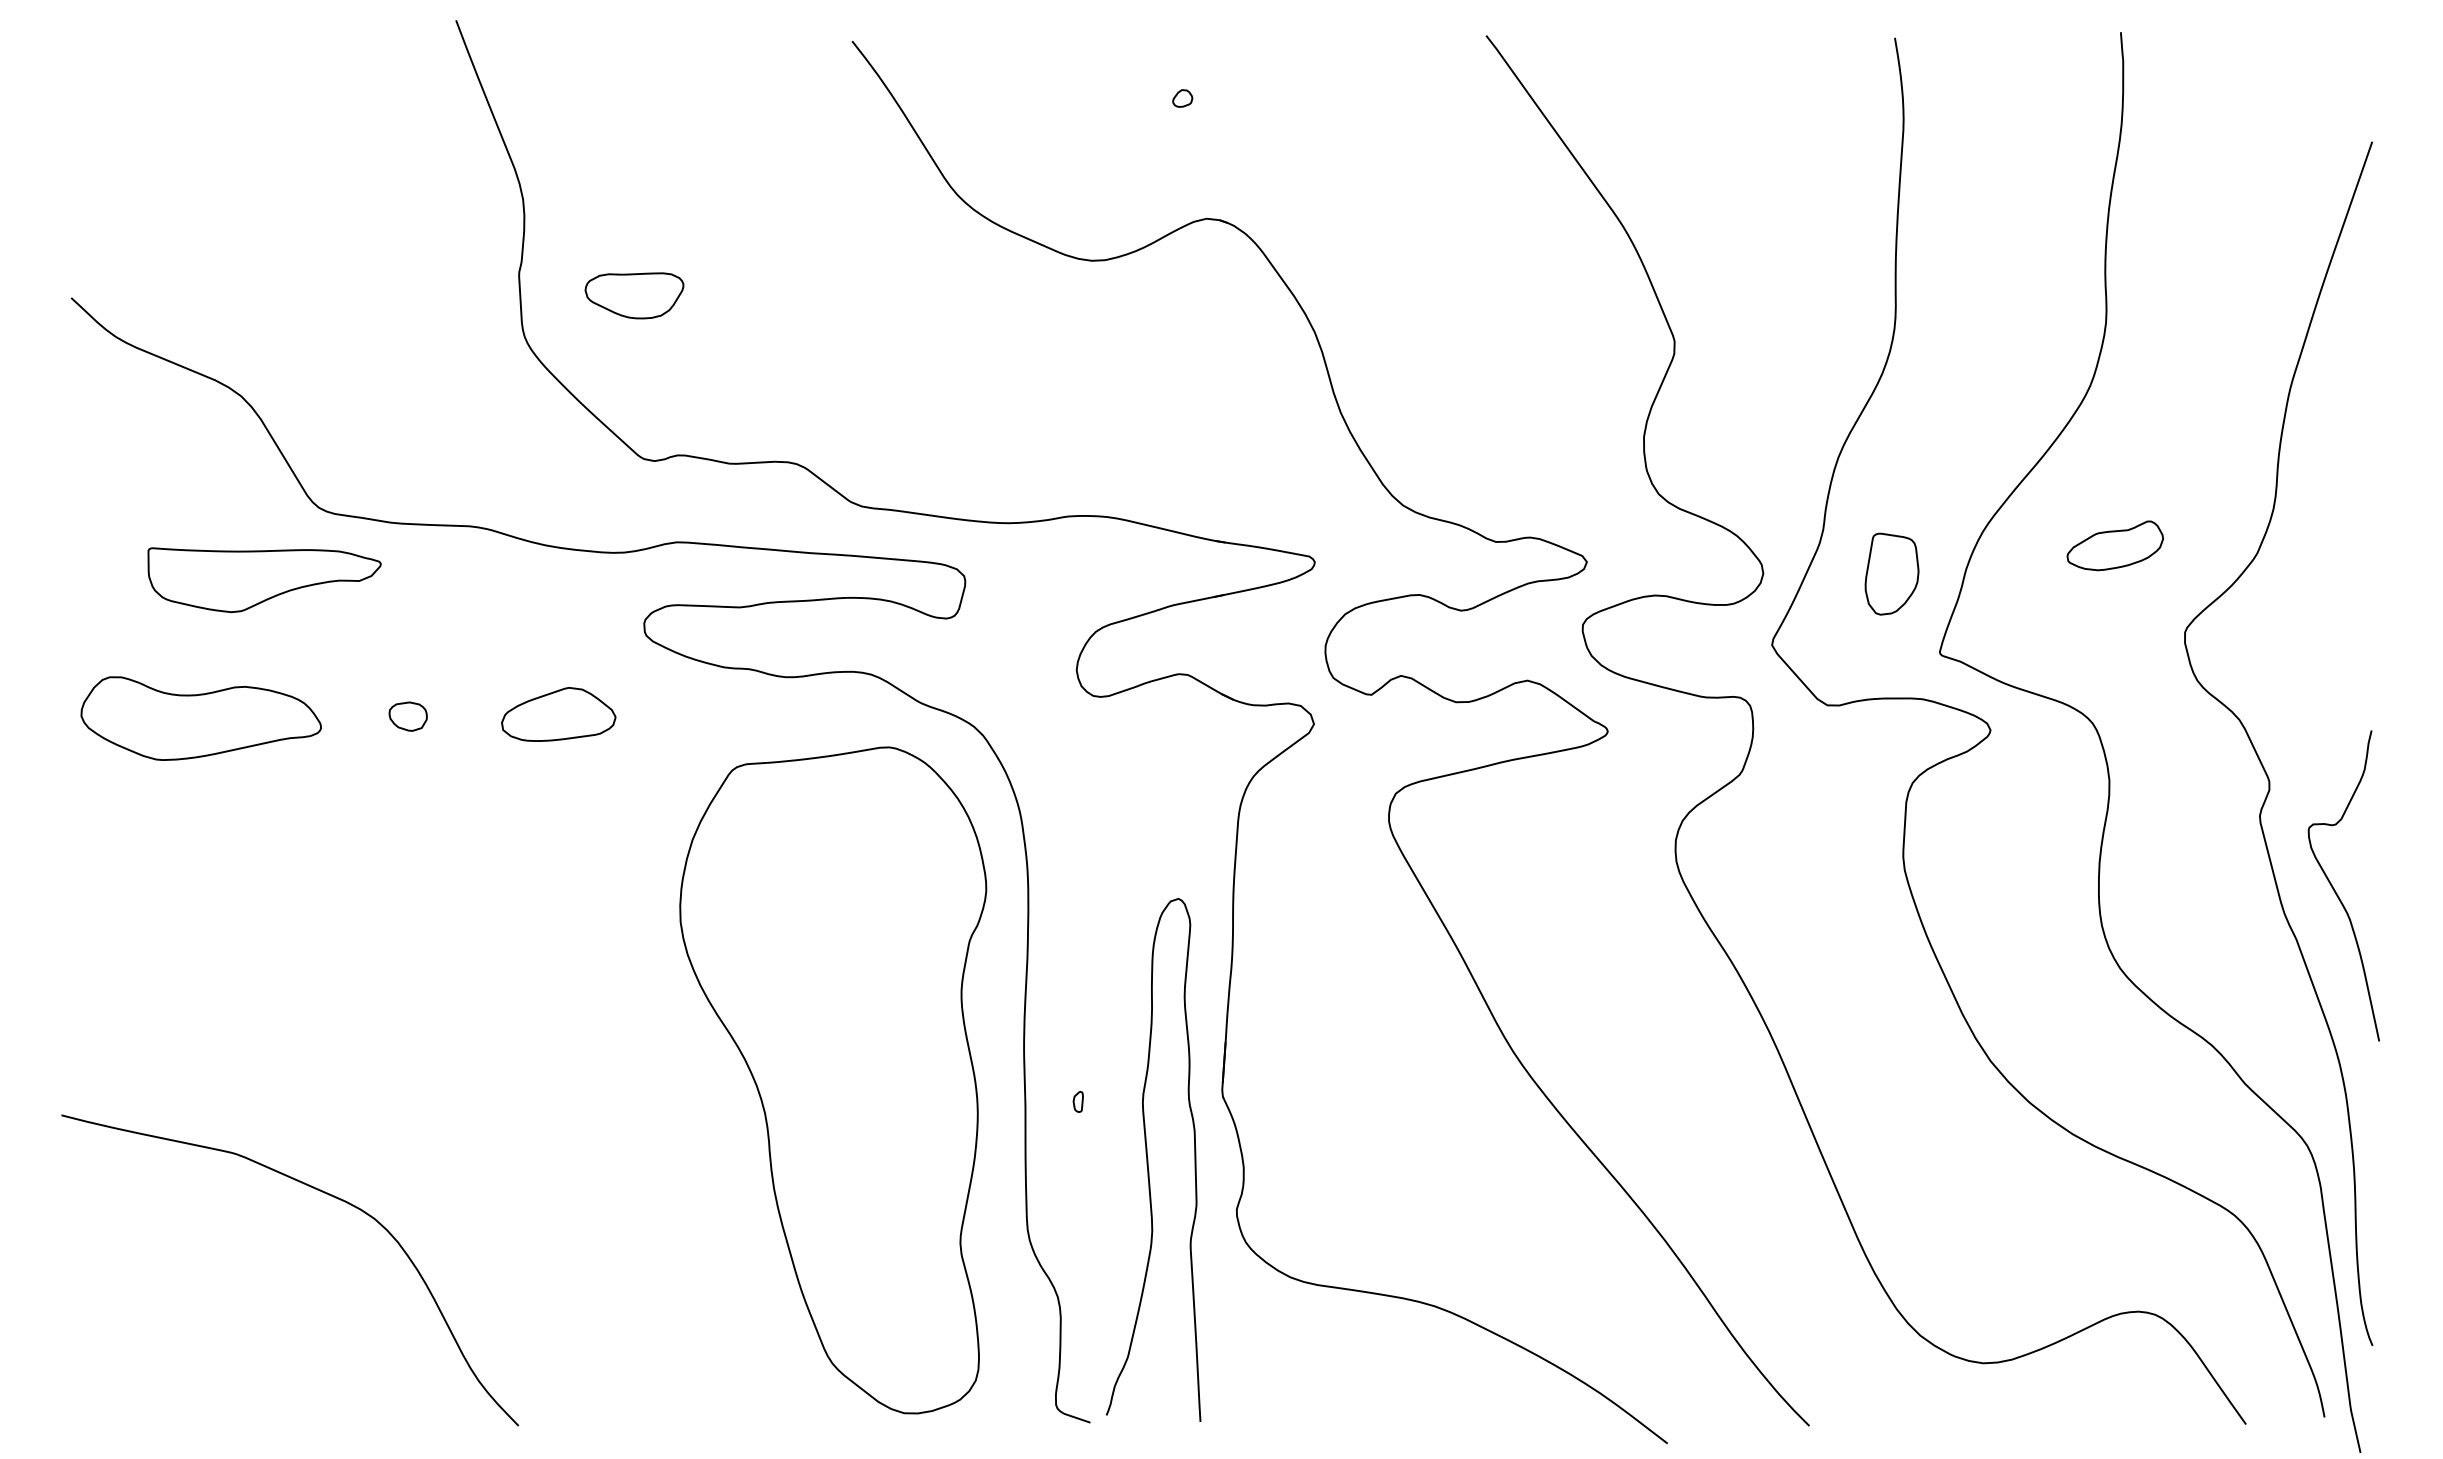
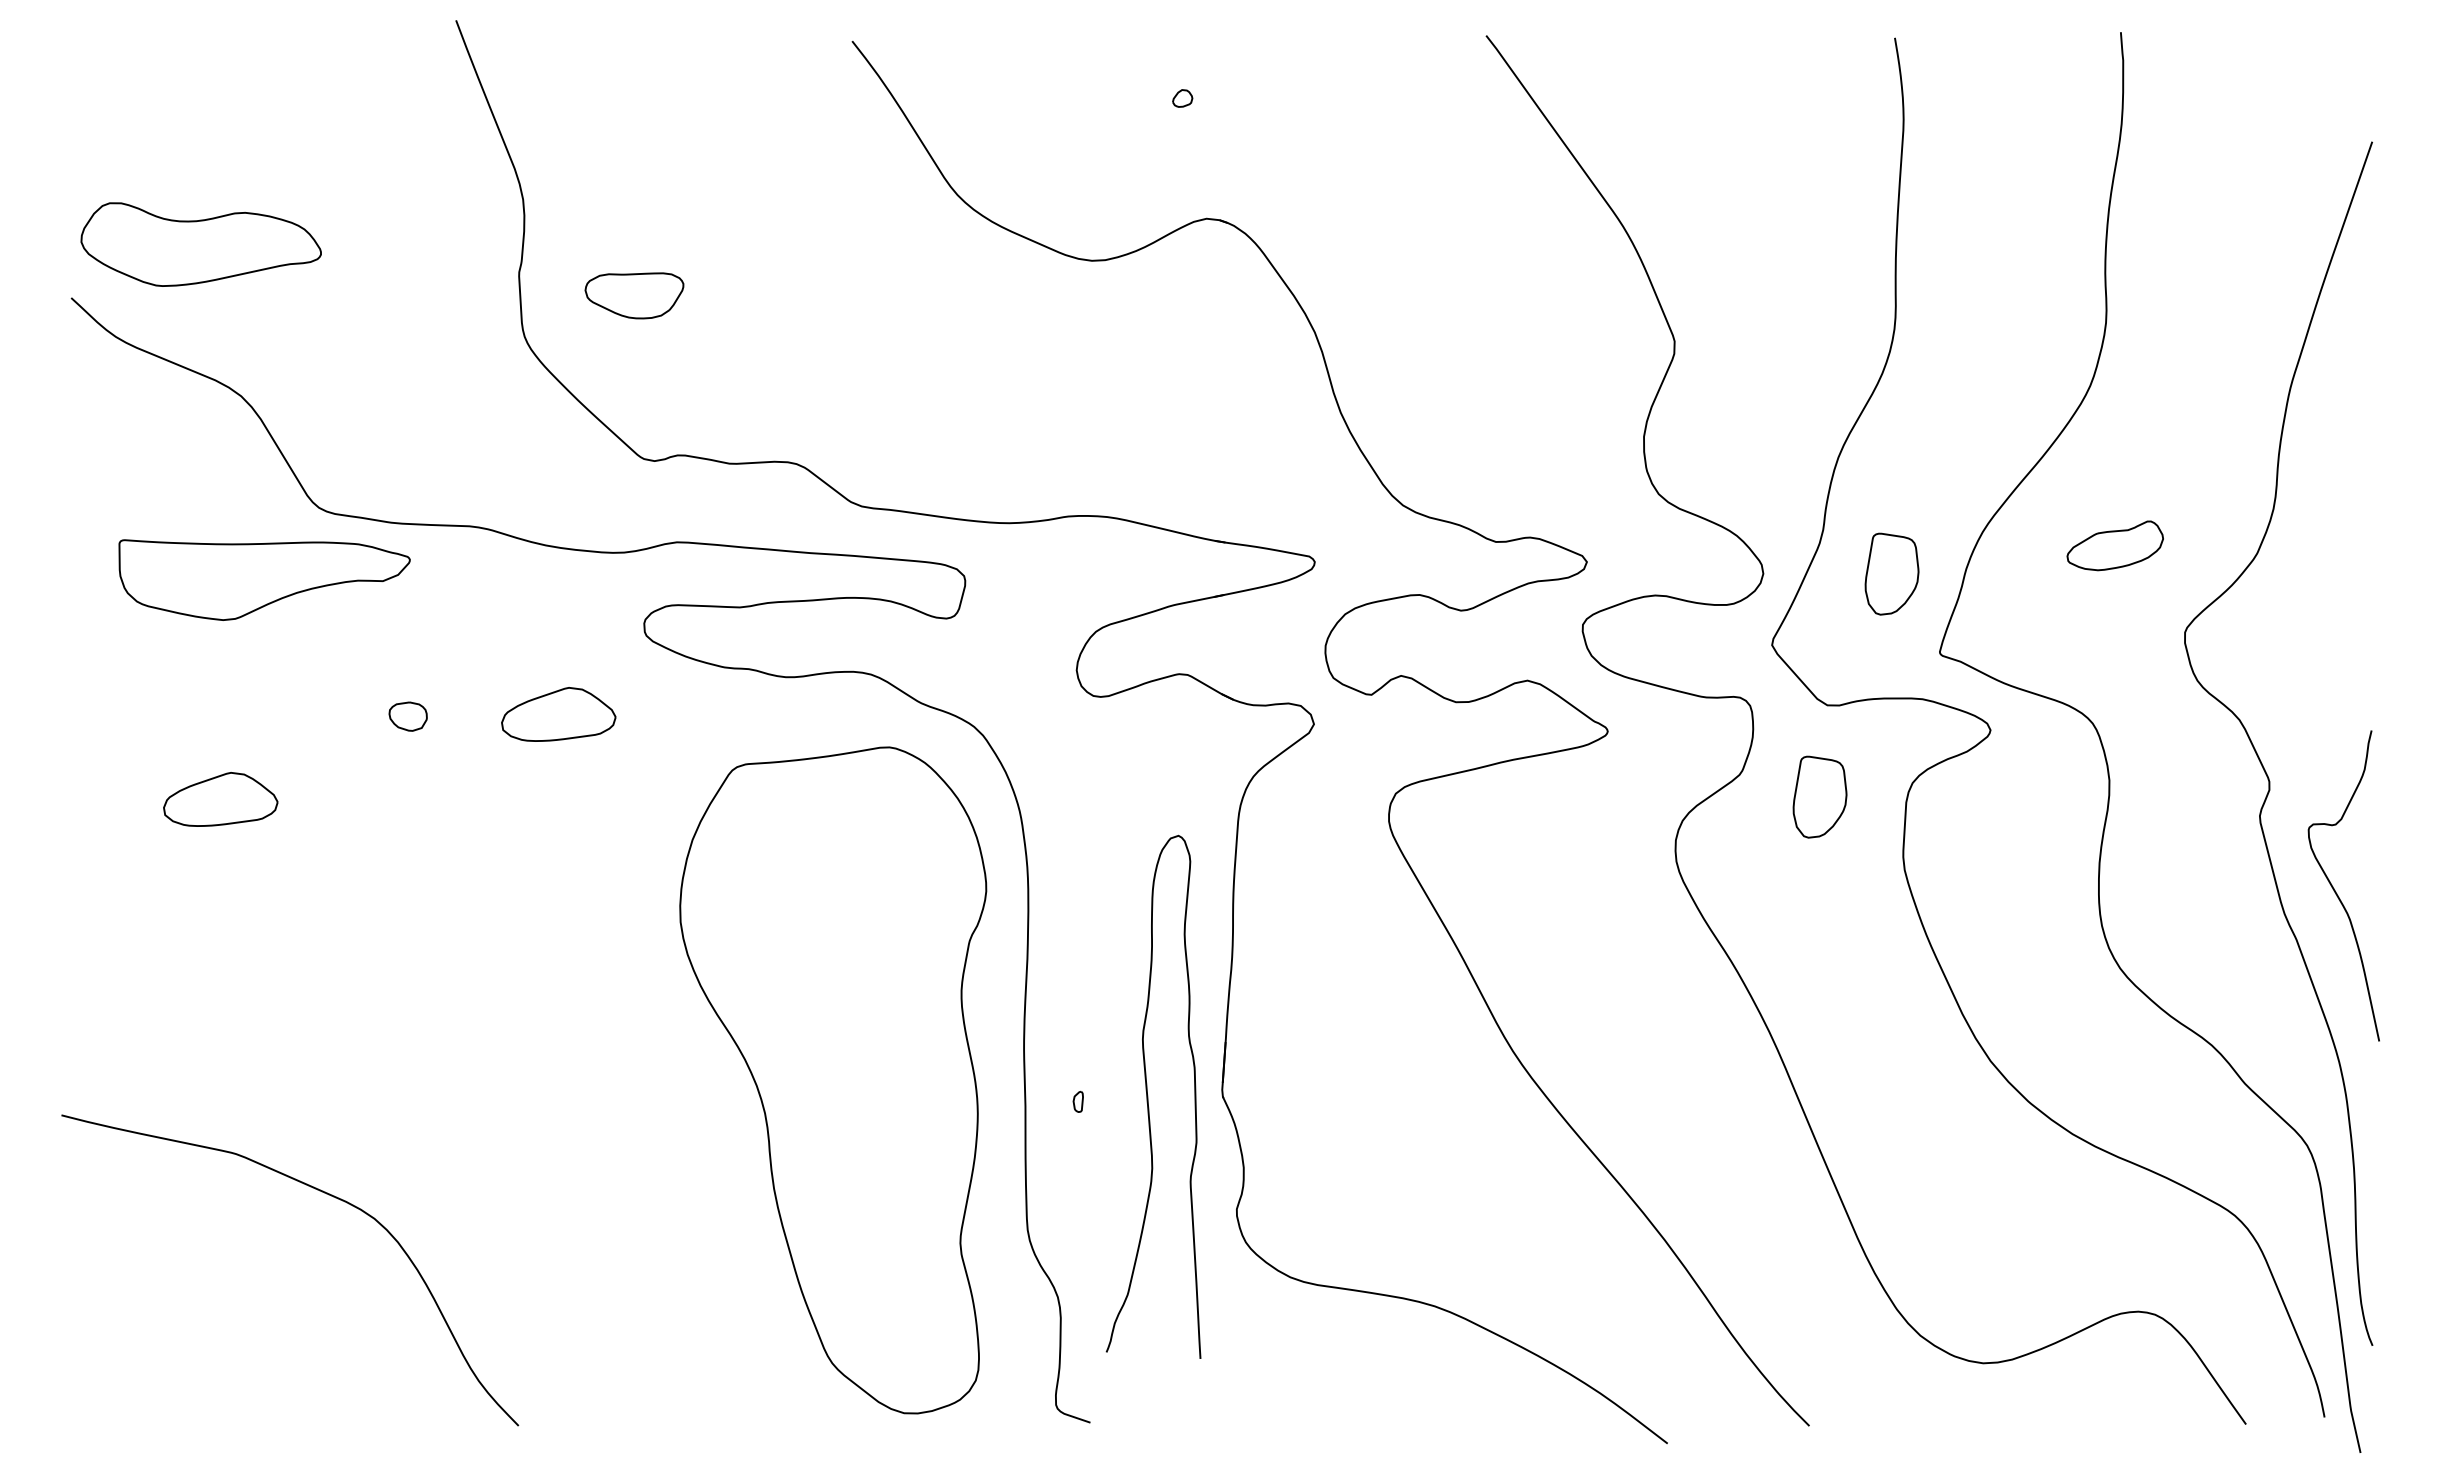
part size: 235x67 px -> 293x82 px (264, 579)
part position: (200, 718) -> (200, 244) (200, 244)
part: none -> present (1819, 796)
part: none -> present (220, 799)
curve position: (1148, 1159) -> (1148, 1096) (1148, 1096)
